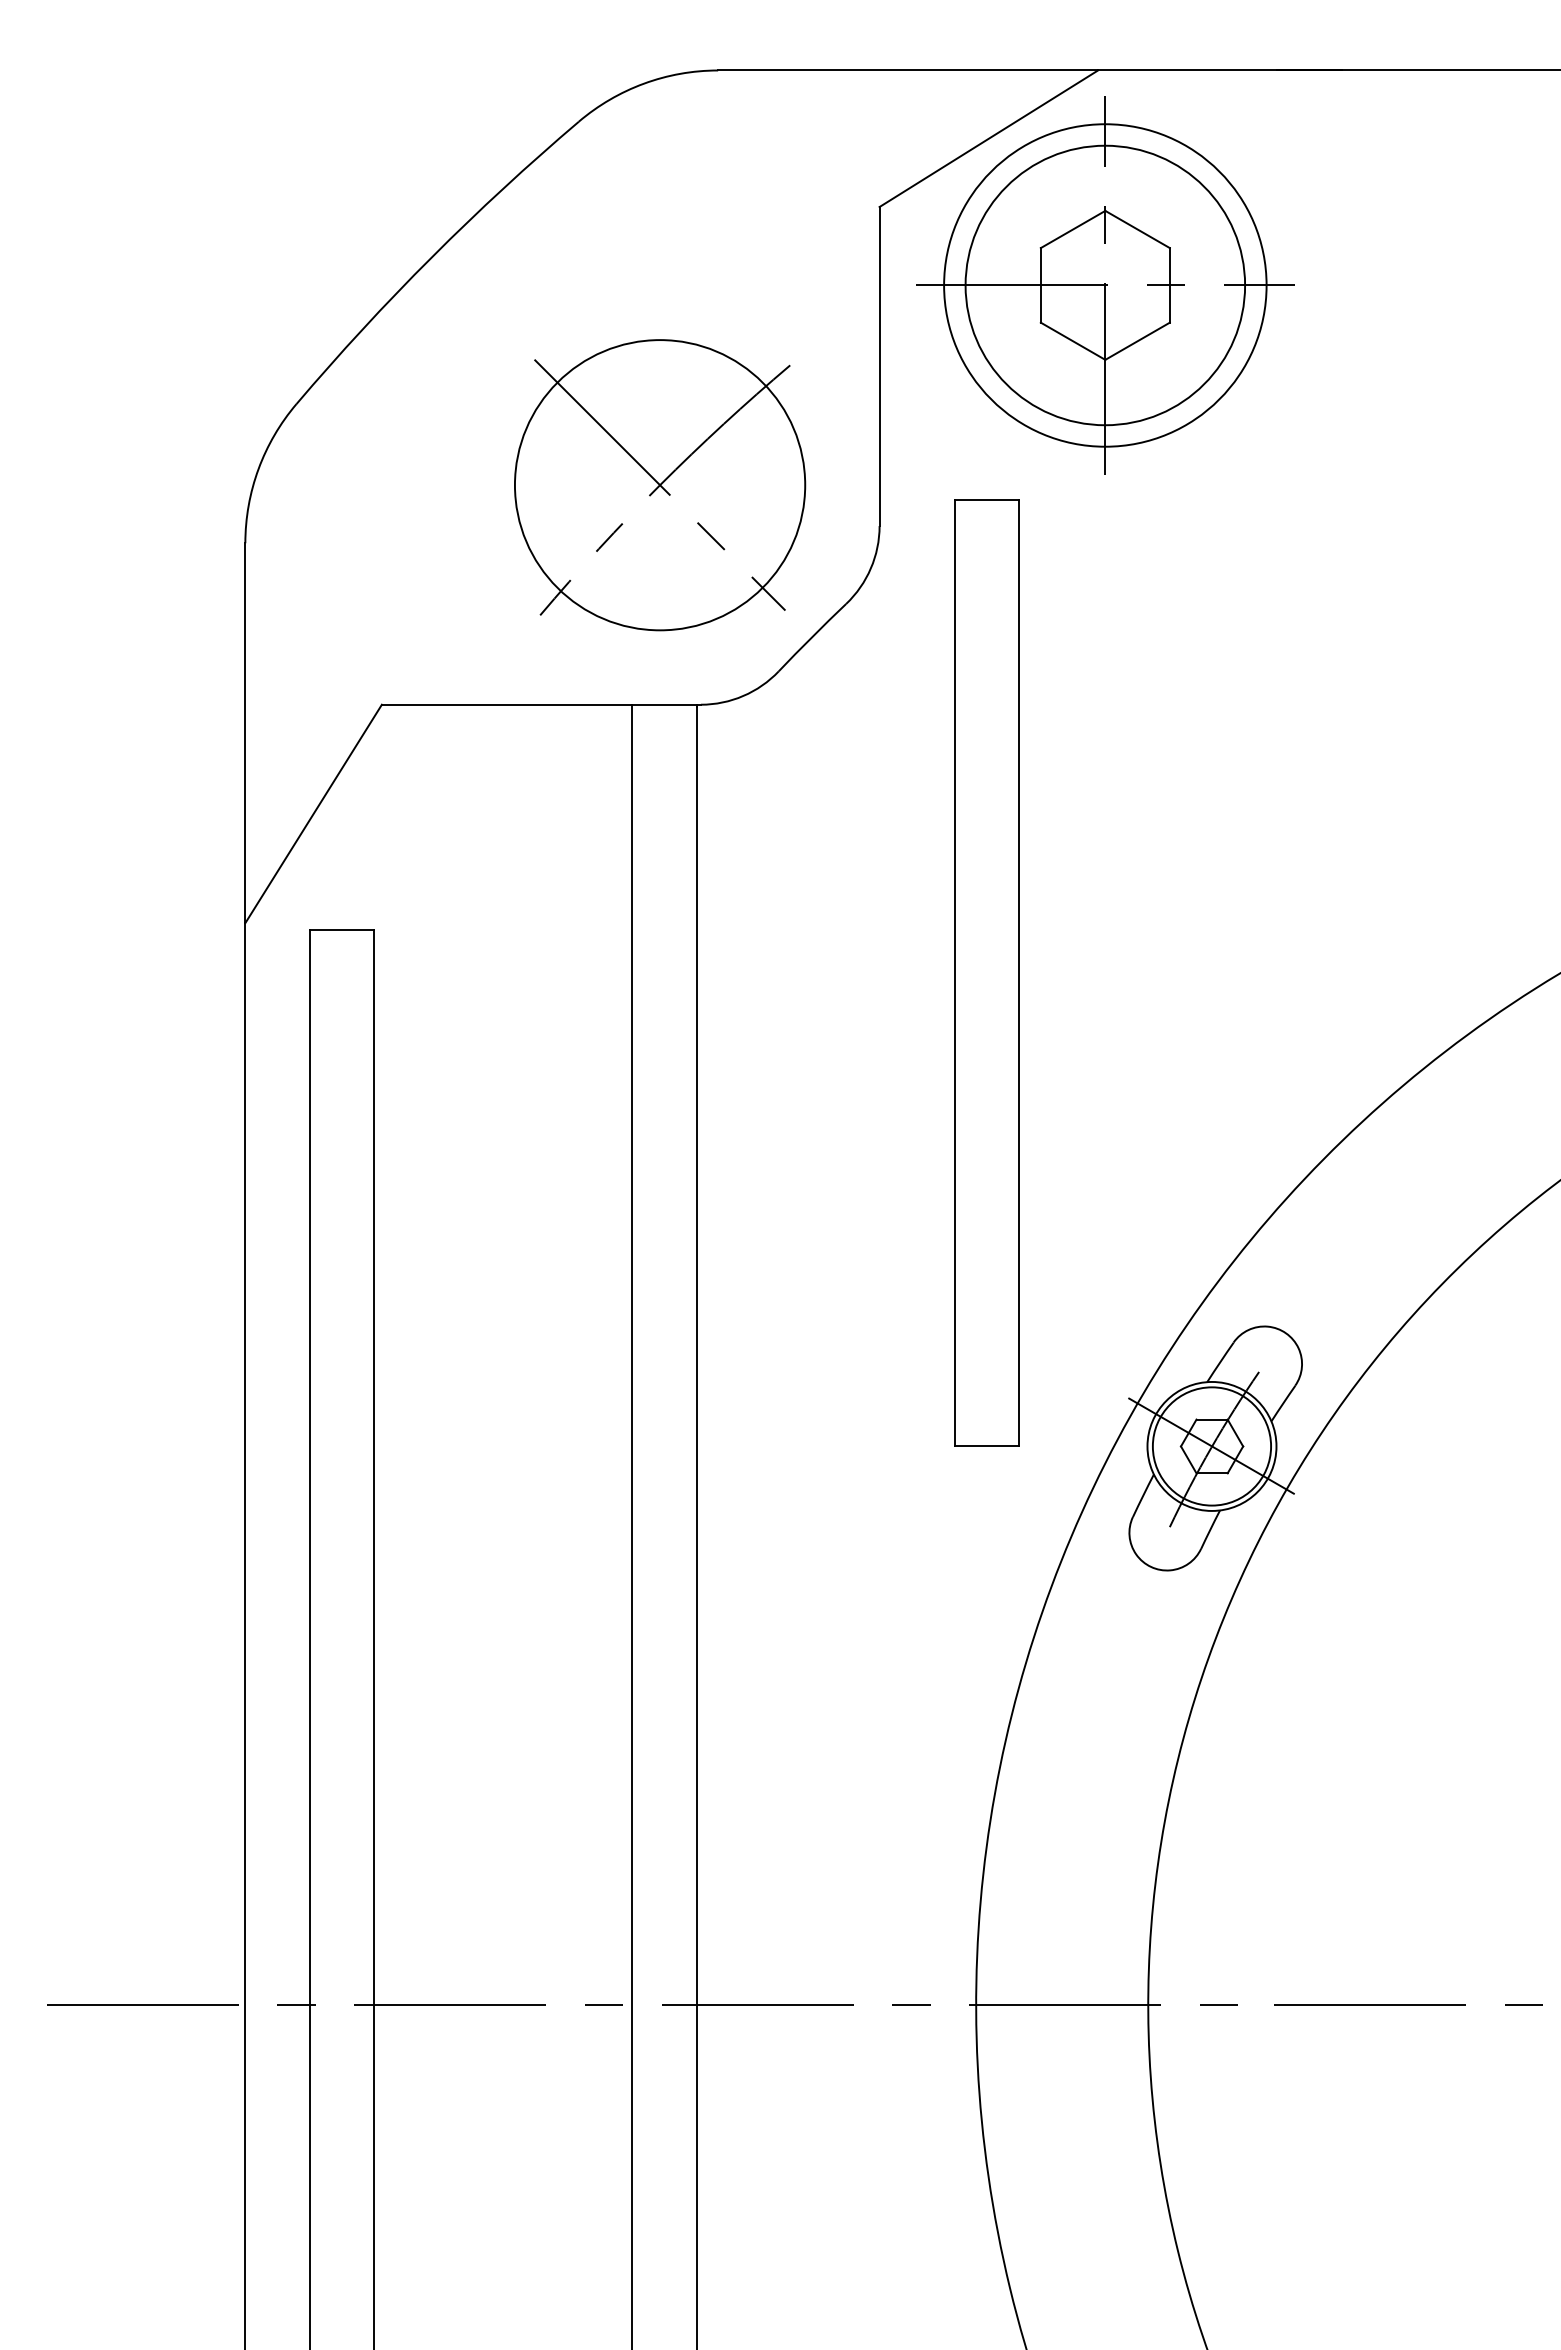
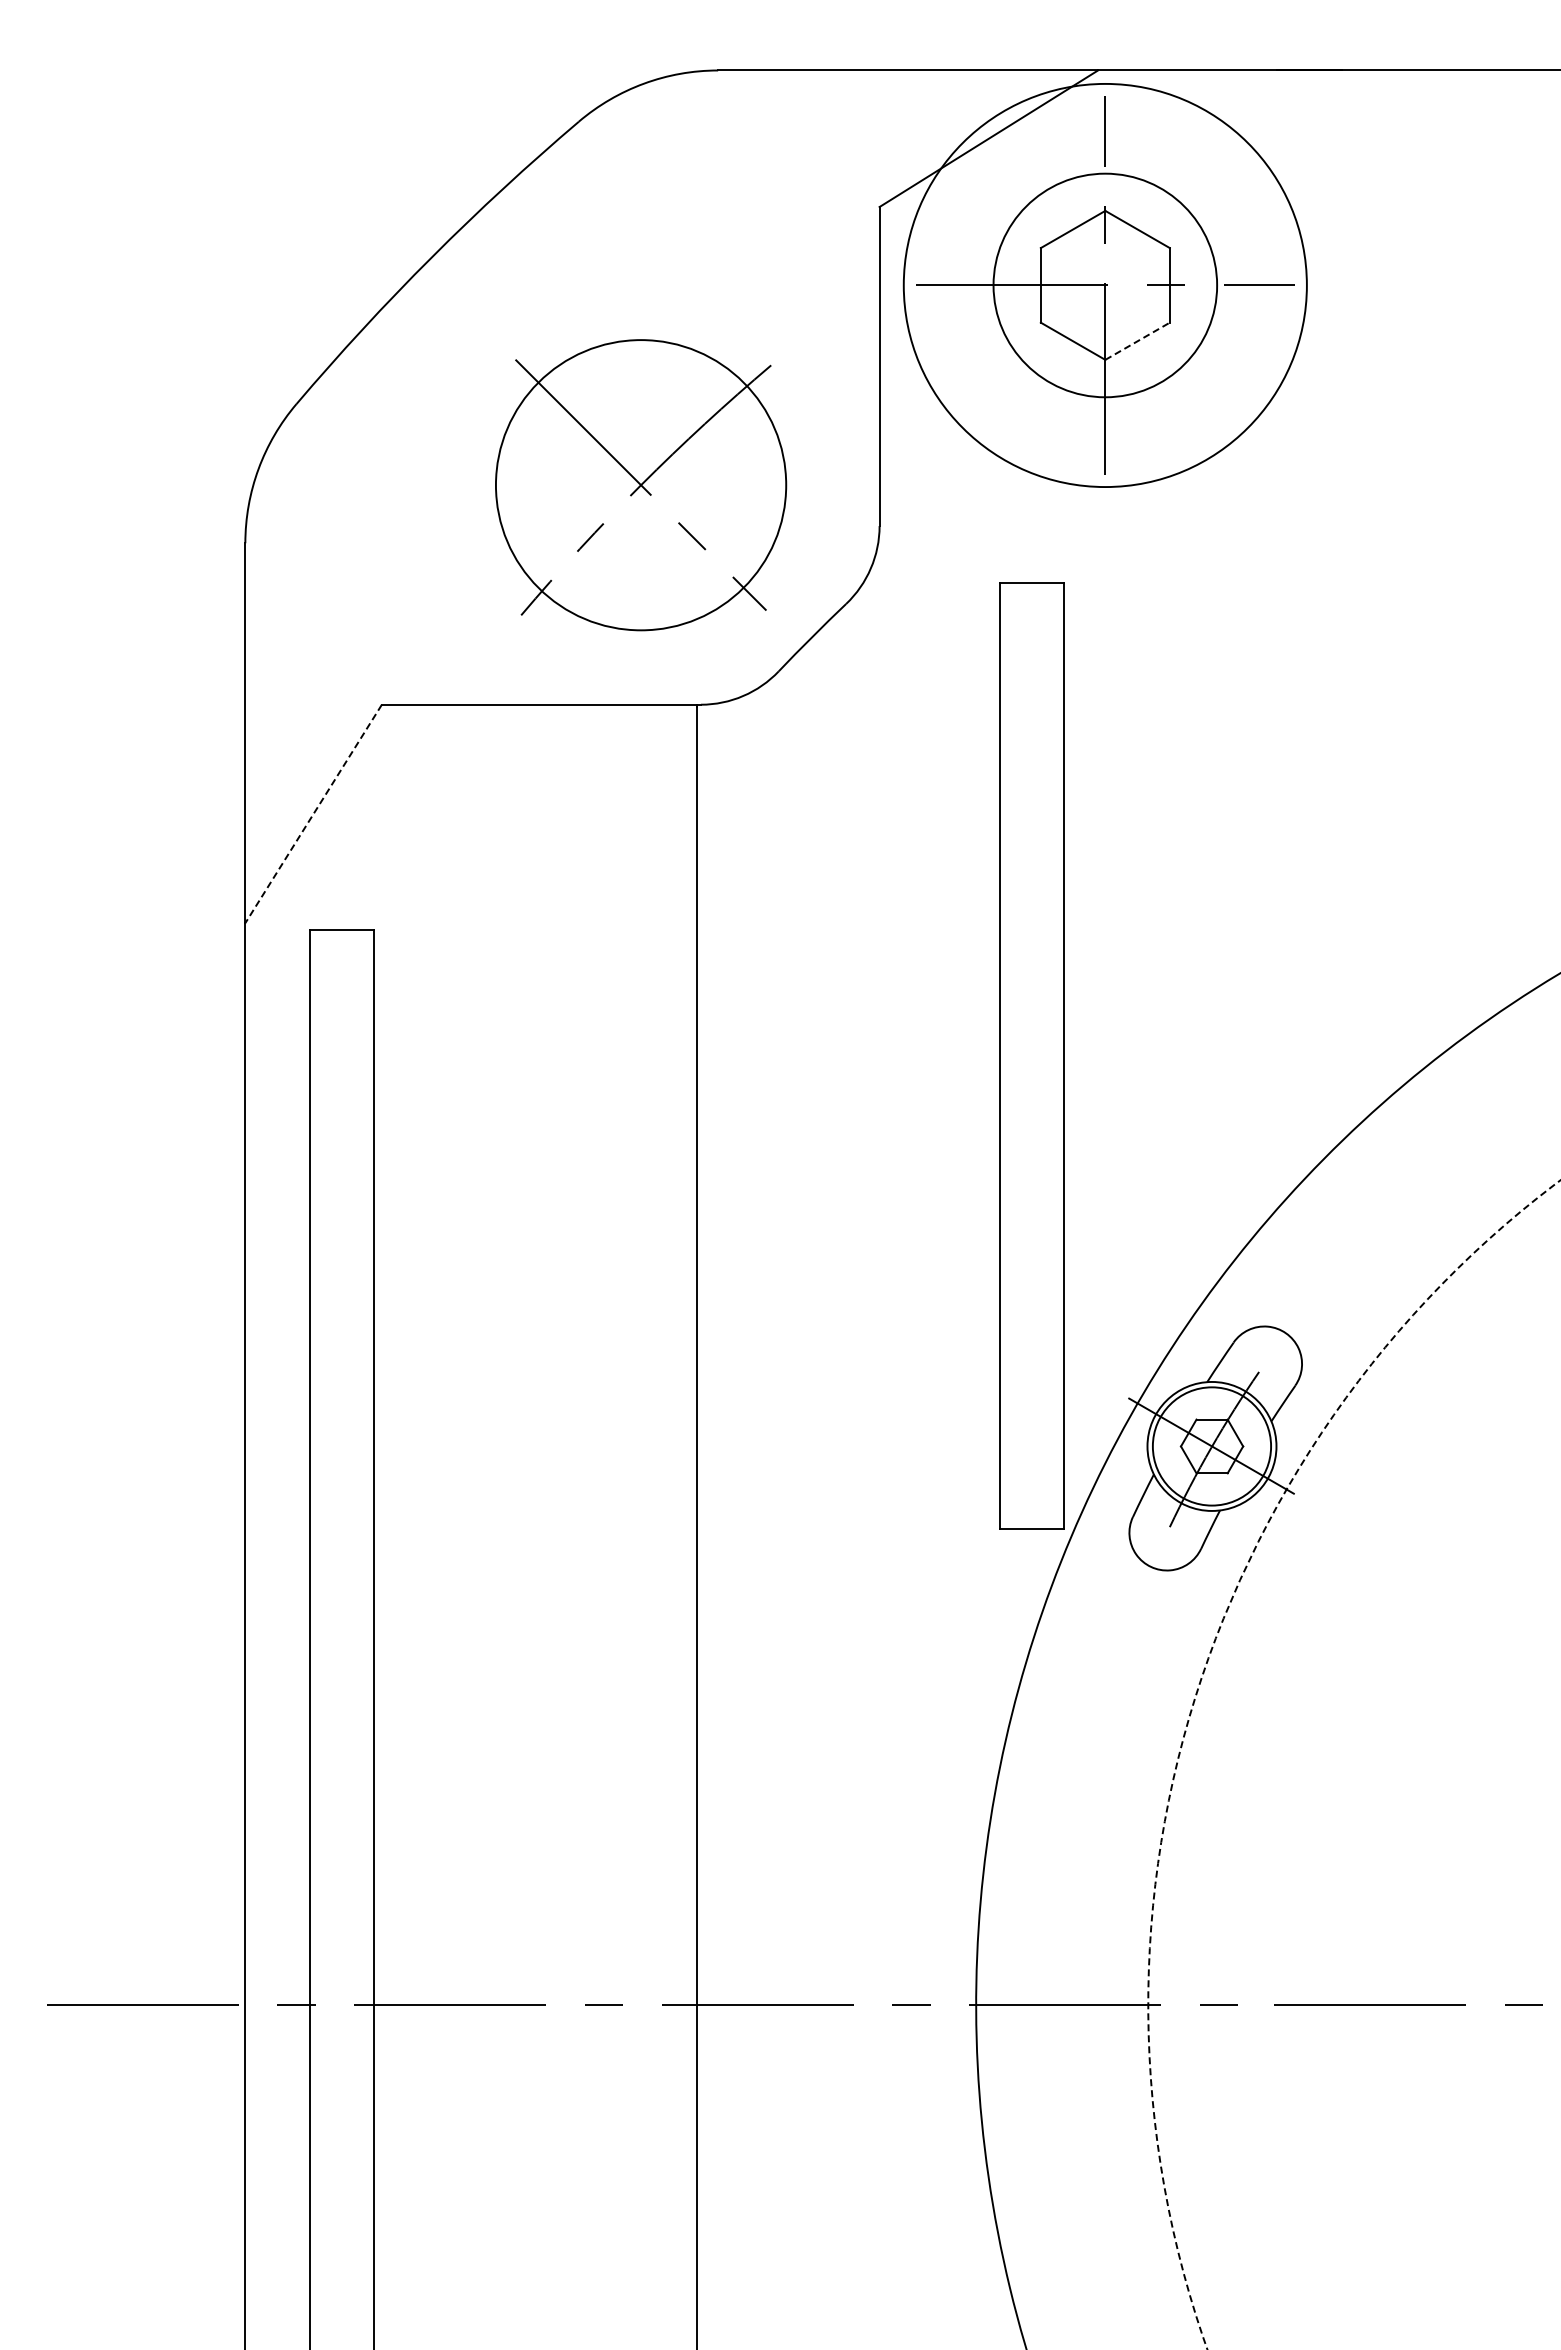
circle diameter: 279 px -> 224 px (1105, 285)
circle diameter: 322 px -> 403 px (1104, 285)
line: solid -> dashed (1138, 341)
part position: (660, 485) -> (641, 485) (641, 485)
line: solid -> dashed (313, 813)
part position: (986, 972) -> (1031, 1055) (1031, 1055)
line: present -> none (632, 1525)
arc: solid -> dashed (1193, 1703)
